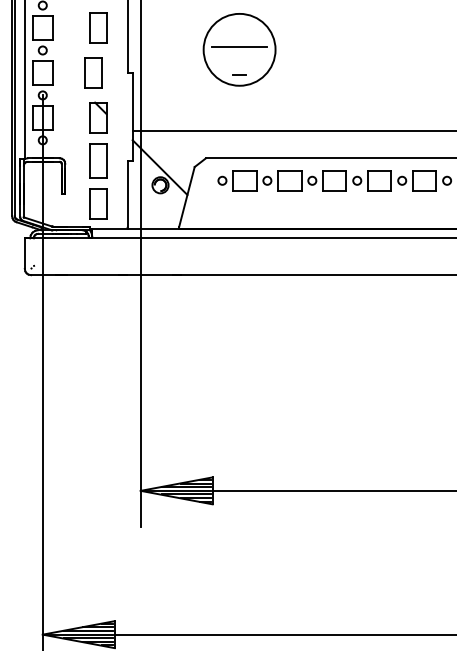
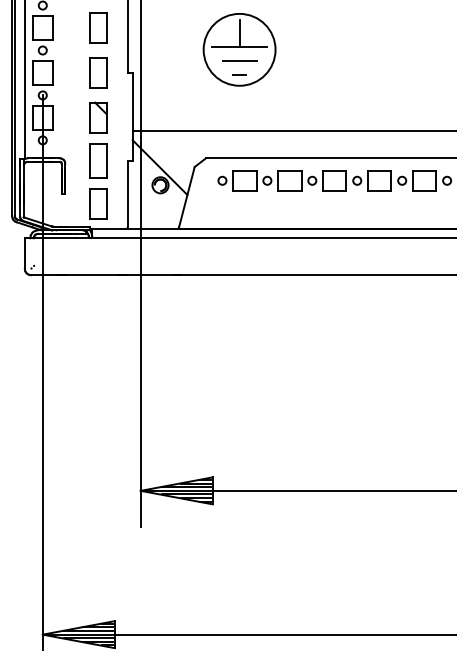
line: none -> present (239, 33)
line: none -> present (239, 60)
part position: (93, 72) -> (98, 72) (98, 72)
